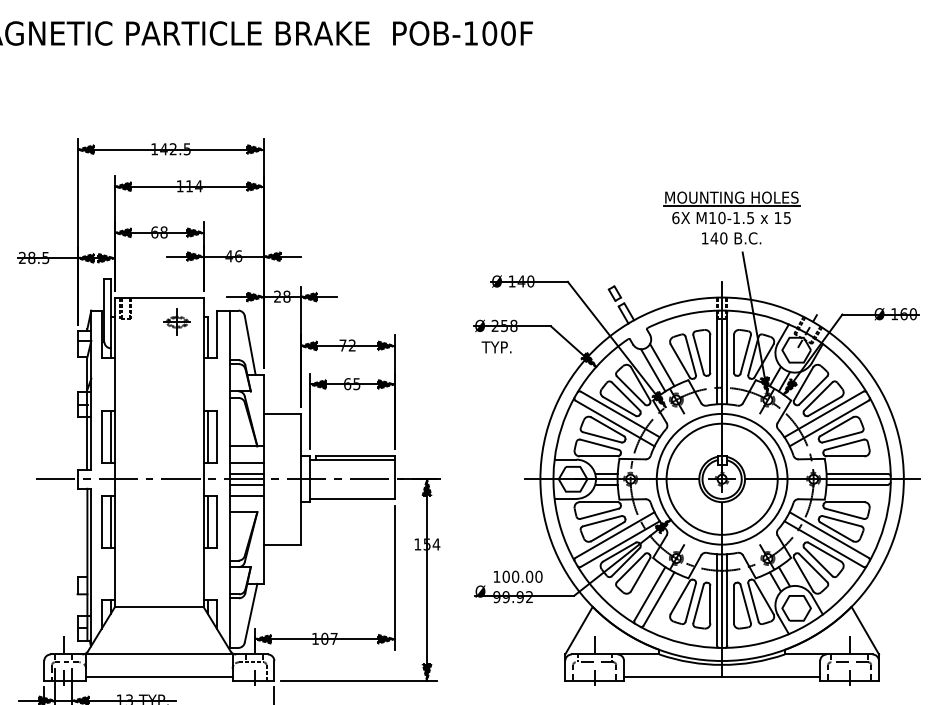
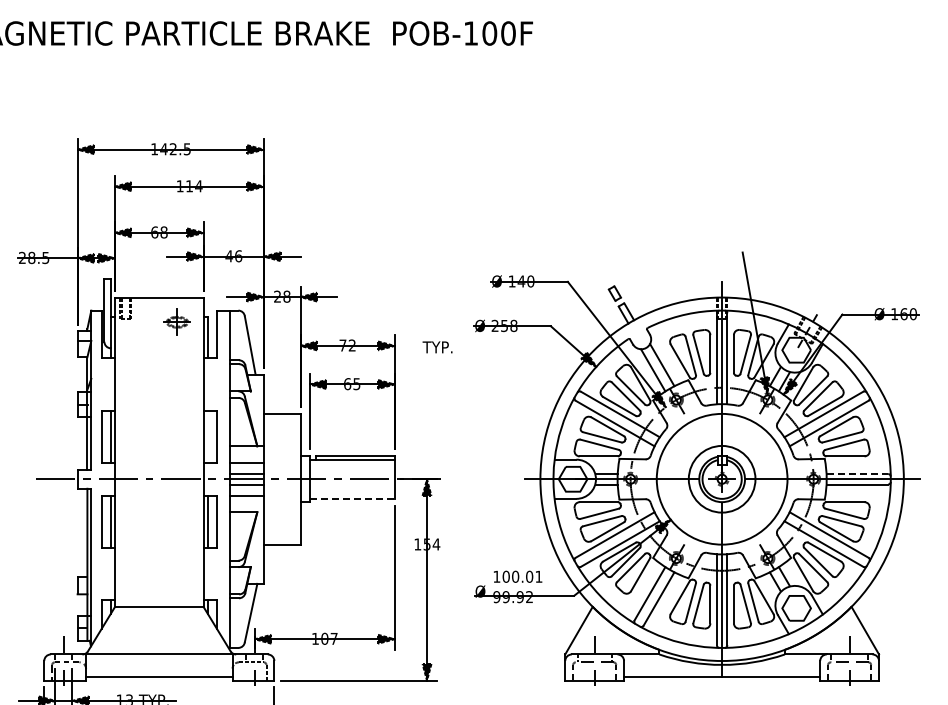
part: present -> none (731, 217)
text position: (496, 347) -> (437, 347) (437, 347)
line: present -> none (207, 436)
line: solid -> dashed (857, 474)
circle diameter: 111 px -> 67 px (721, 478)
line: solid -> dashed (352, 498)
text: 100.00 -> 100.01 (538, 576)
